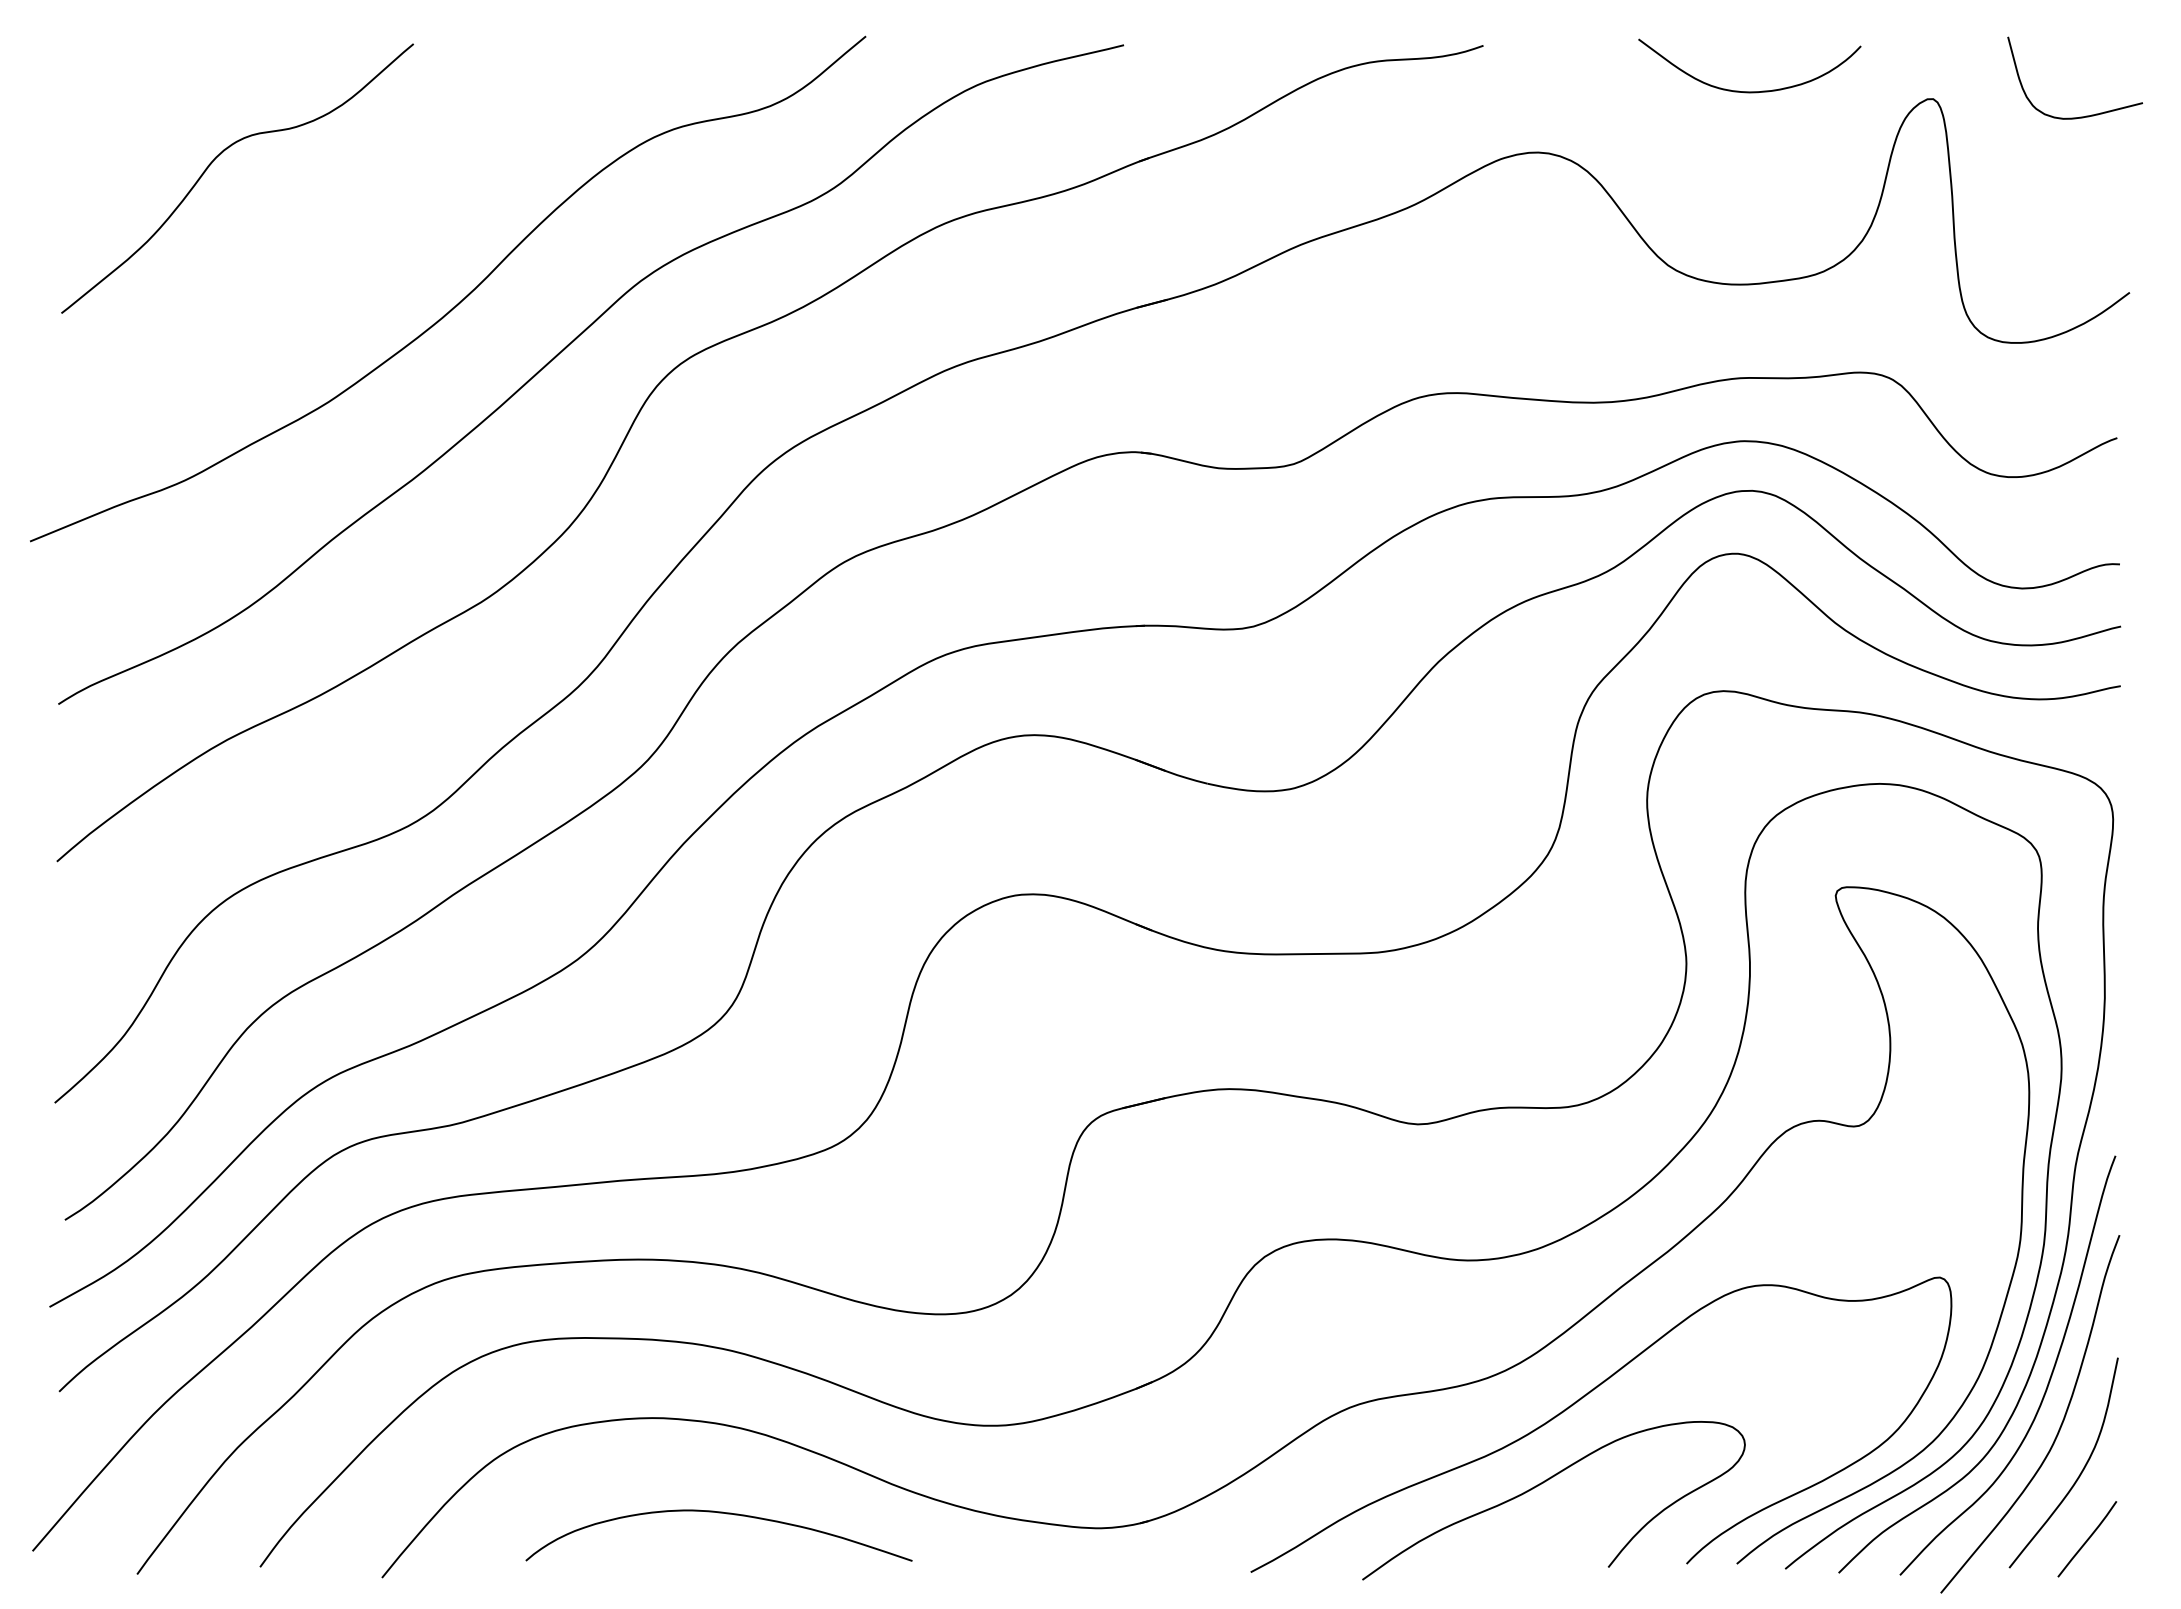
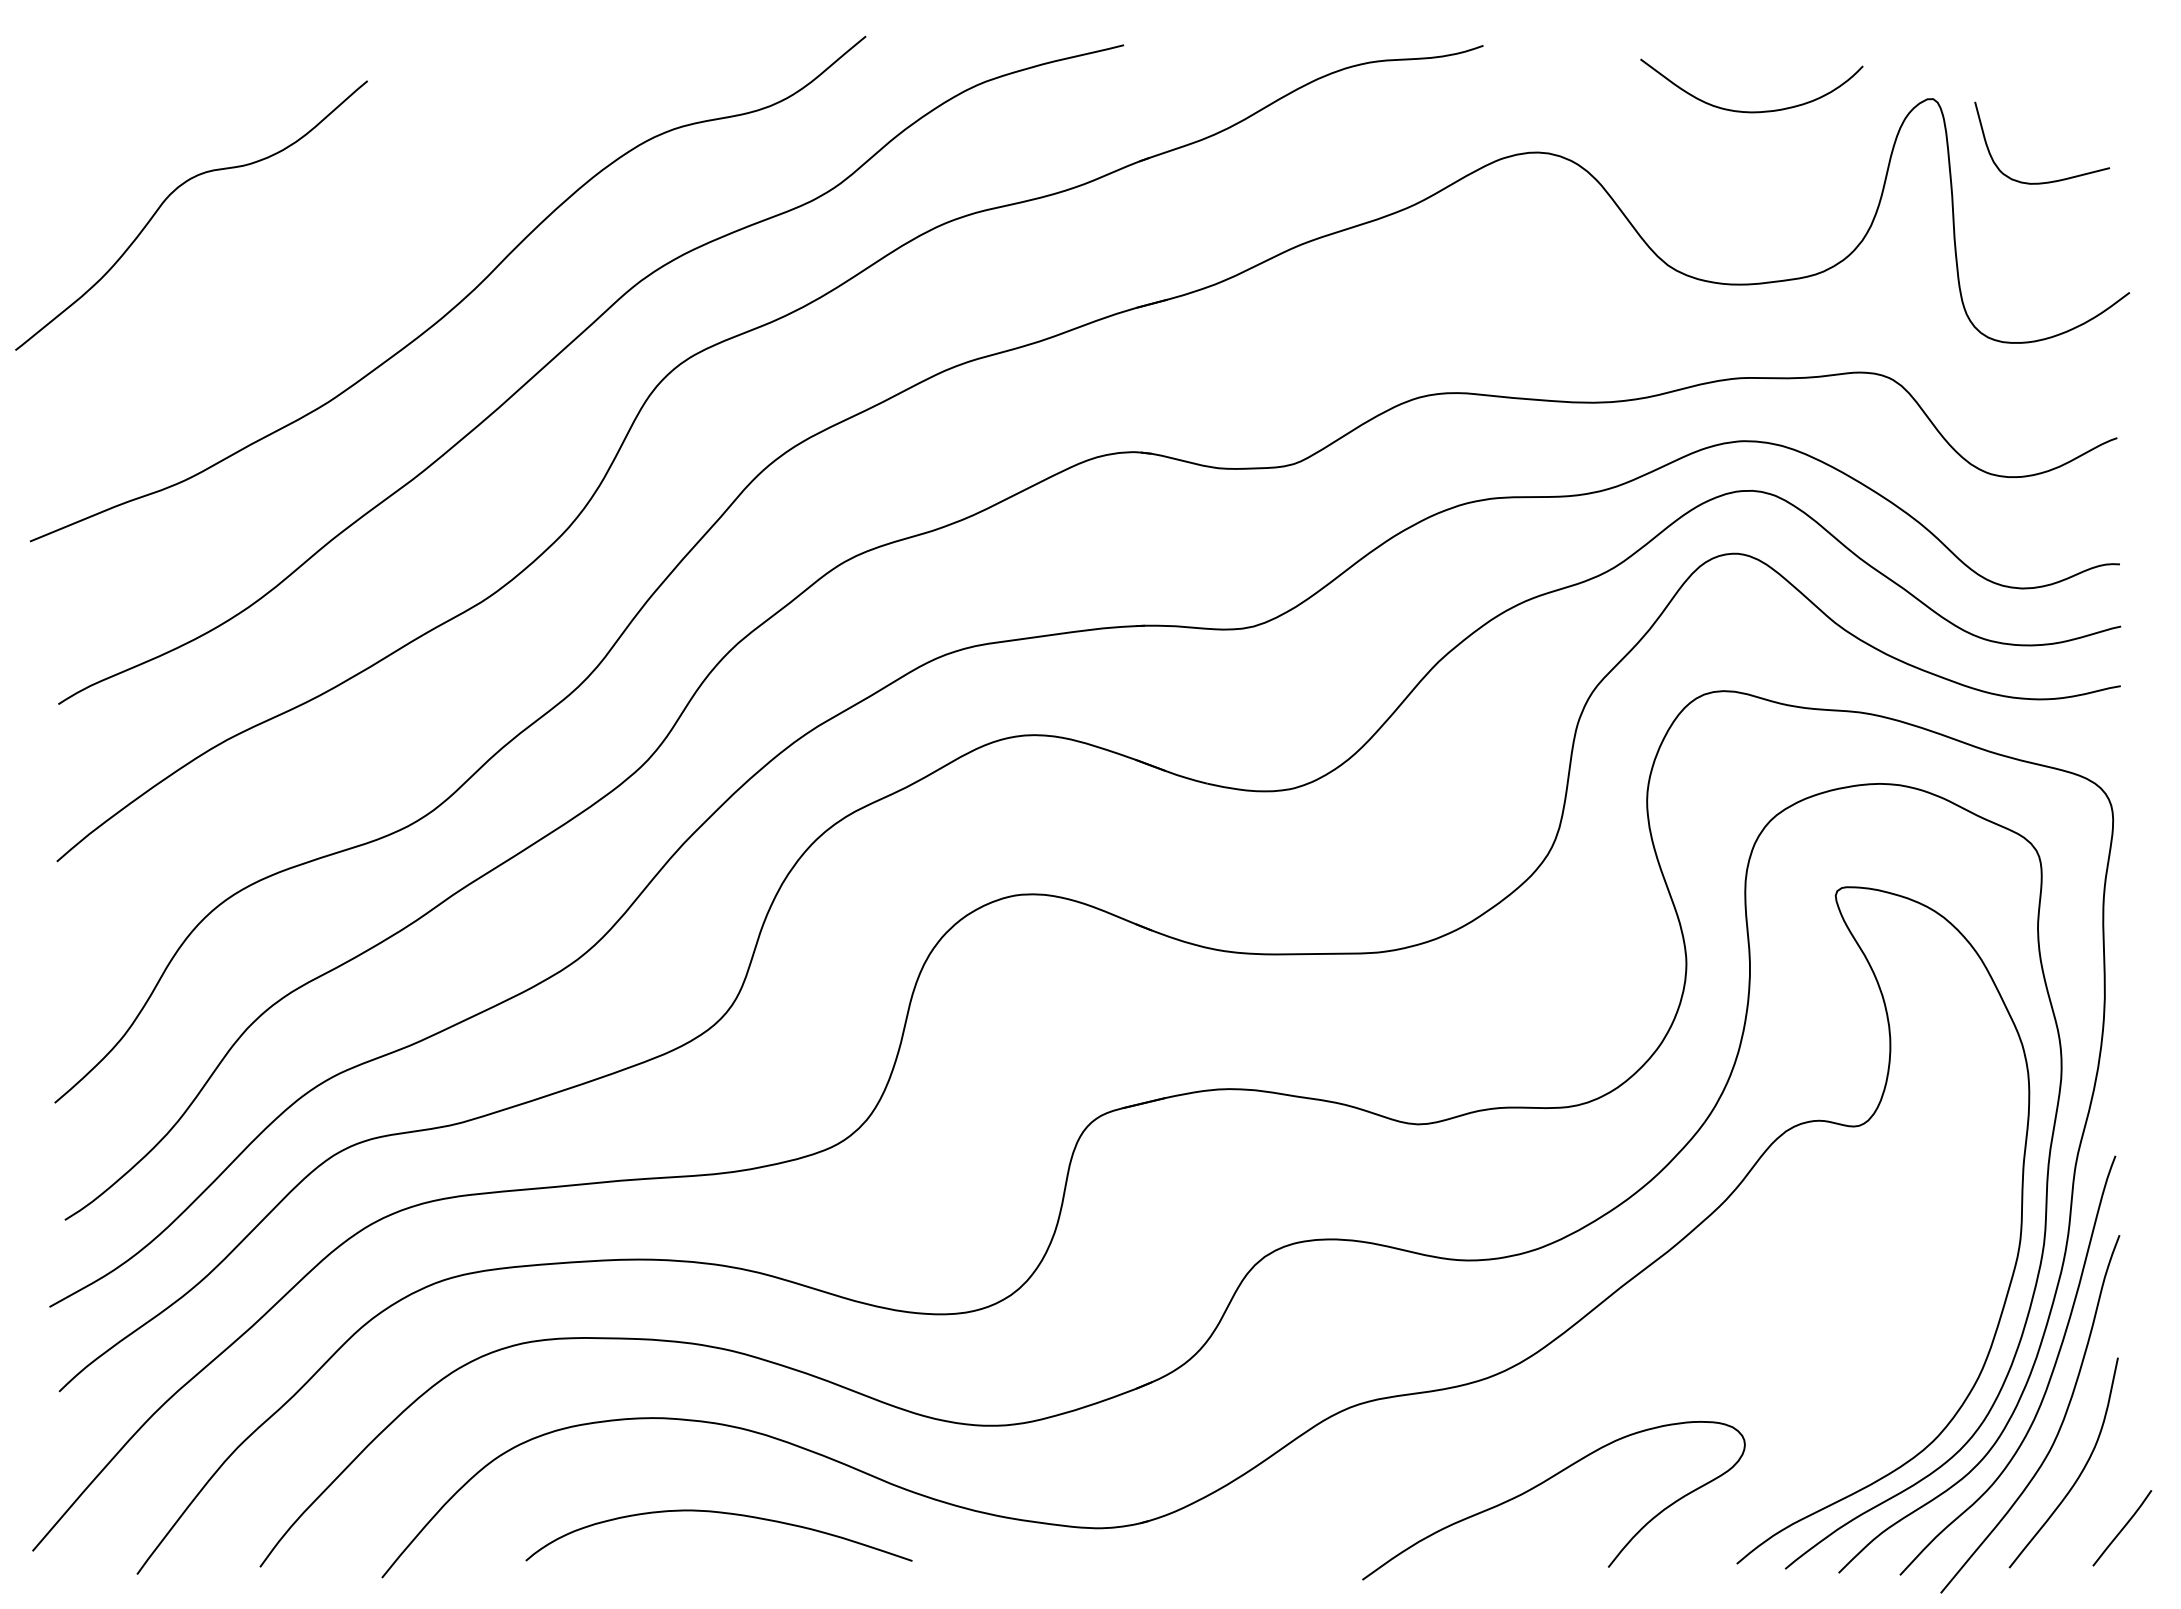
curve position: (1749, 91) -> (1751, 111) (1751, 111)
curve position: (2079, 116) -> (2046, 181) (2046, 181)
curve position: (221, 154) -> (175, 191) (175, 191)
curve: present -> none (1580, 1400)
curve position: (2087, 1539) -> (2122, 1528) (2122, 1528)
